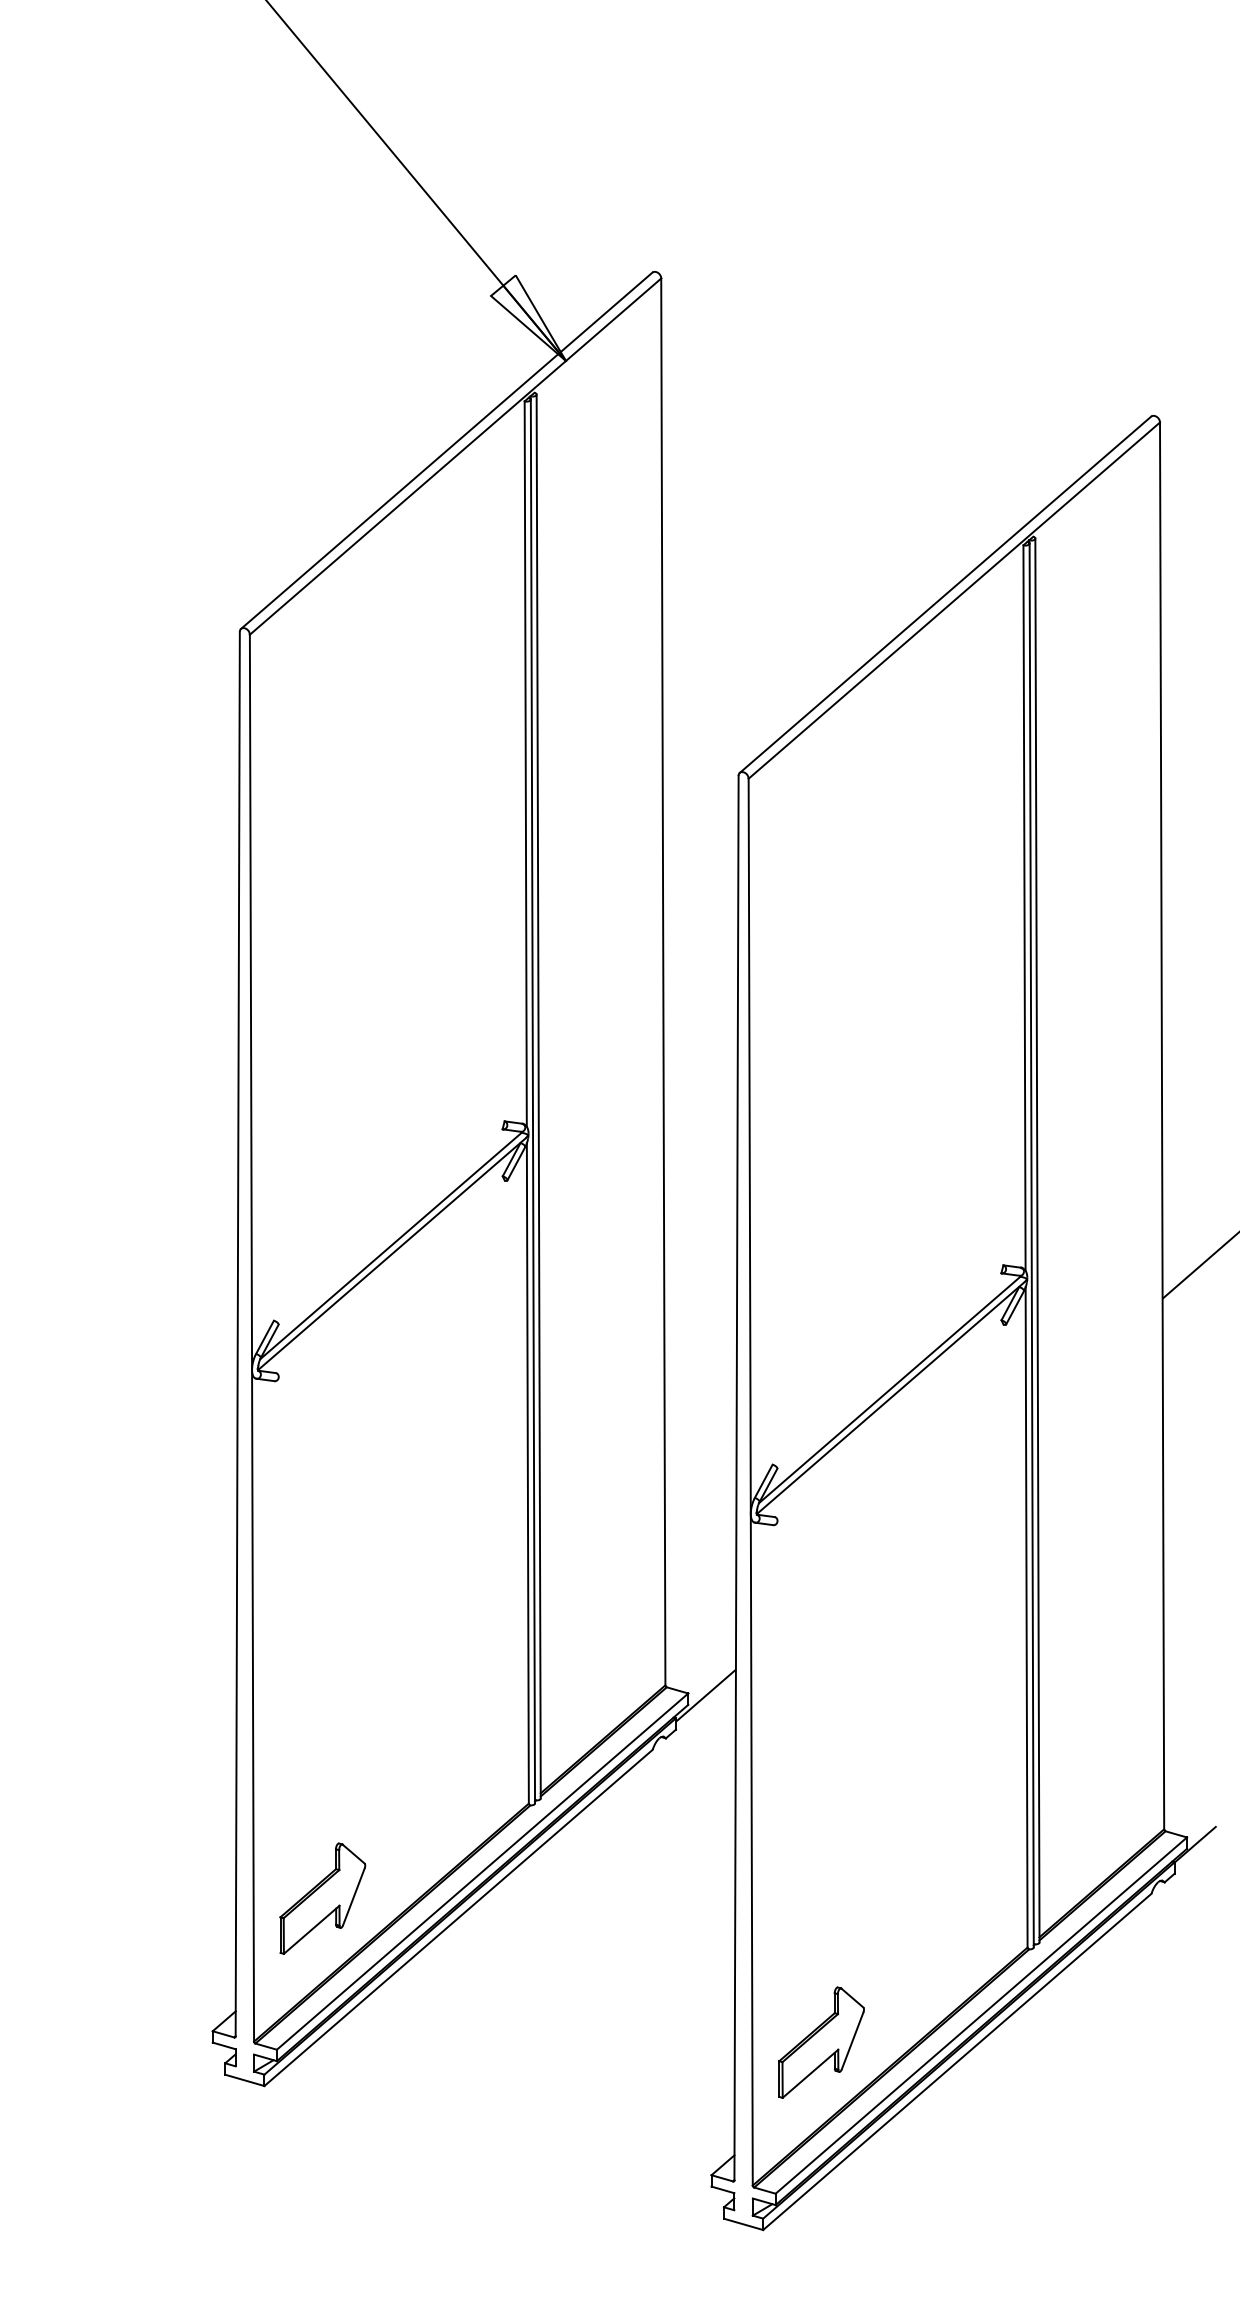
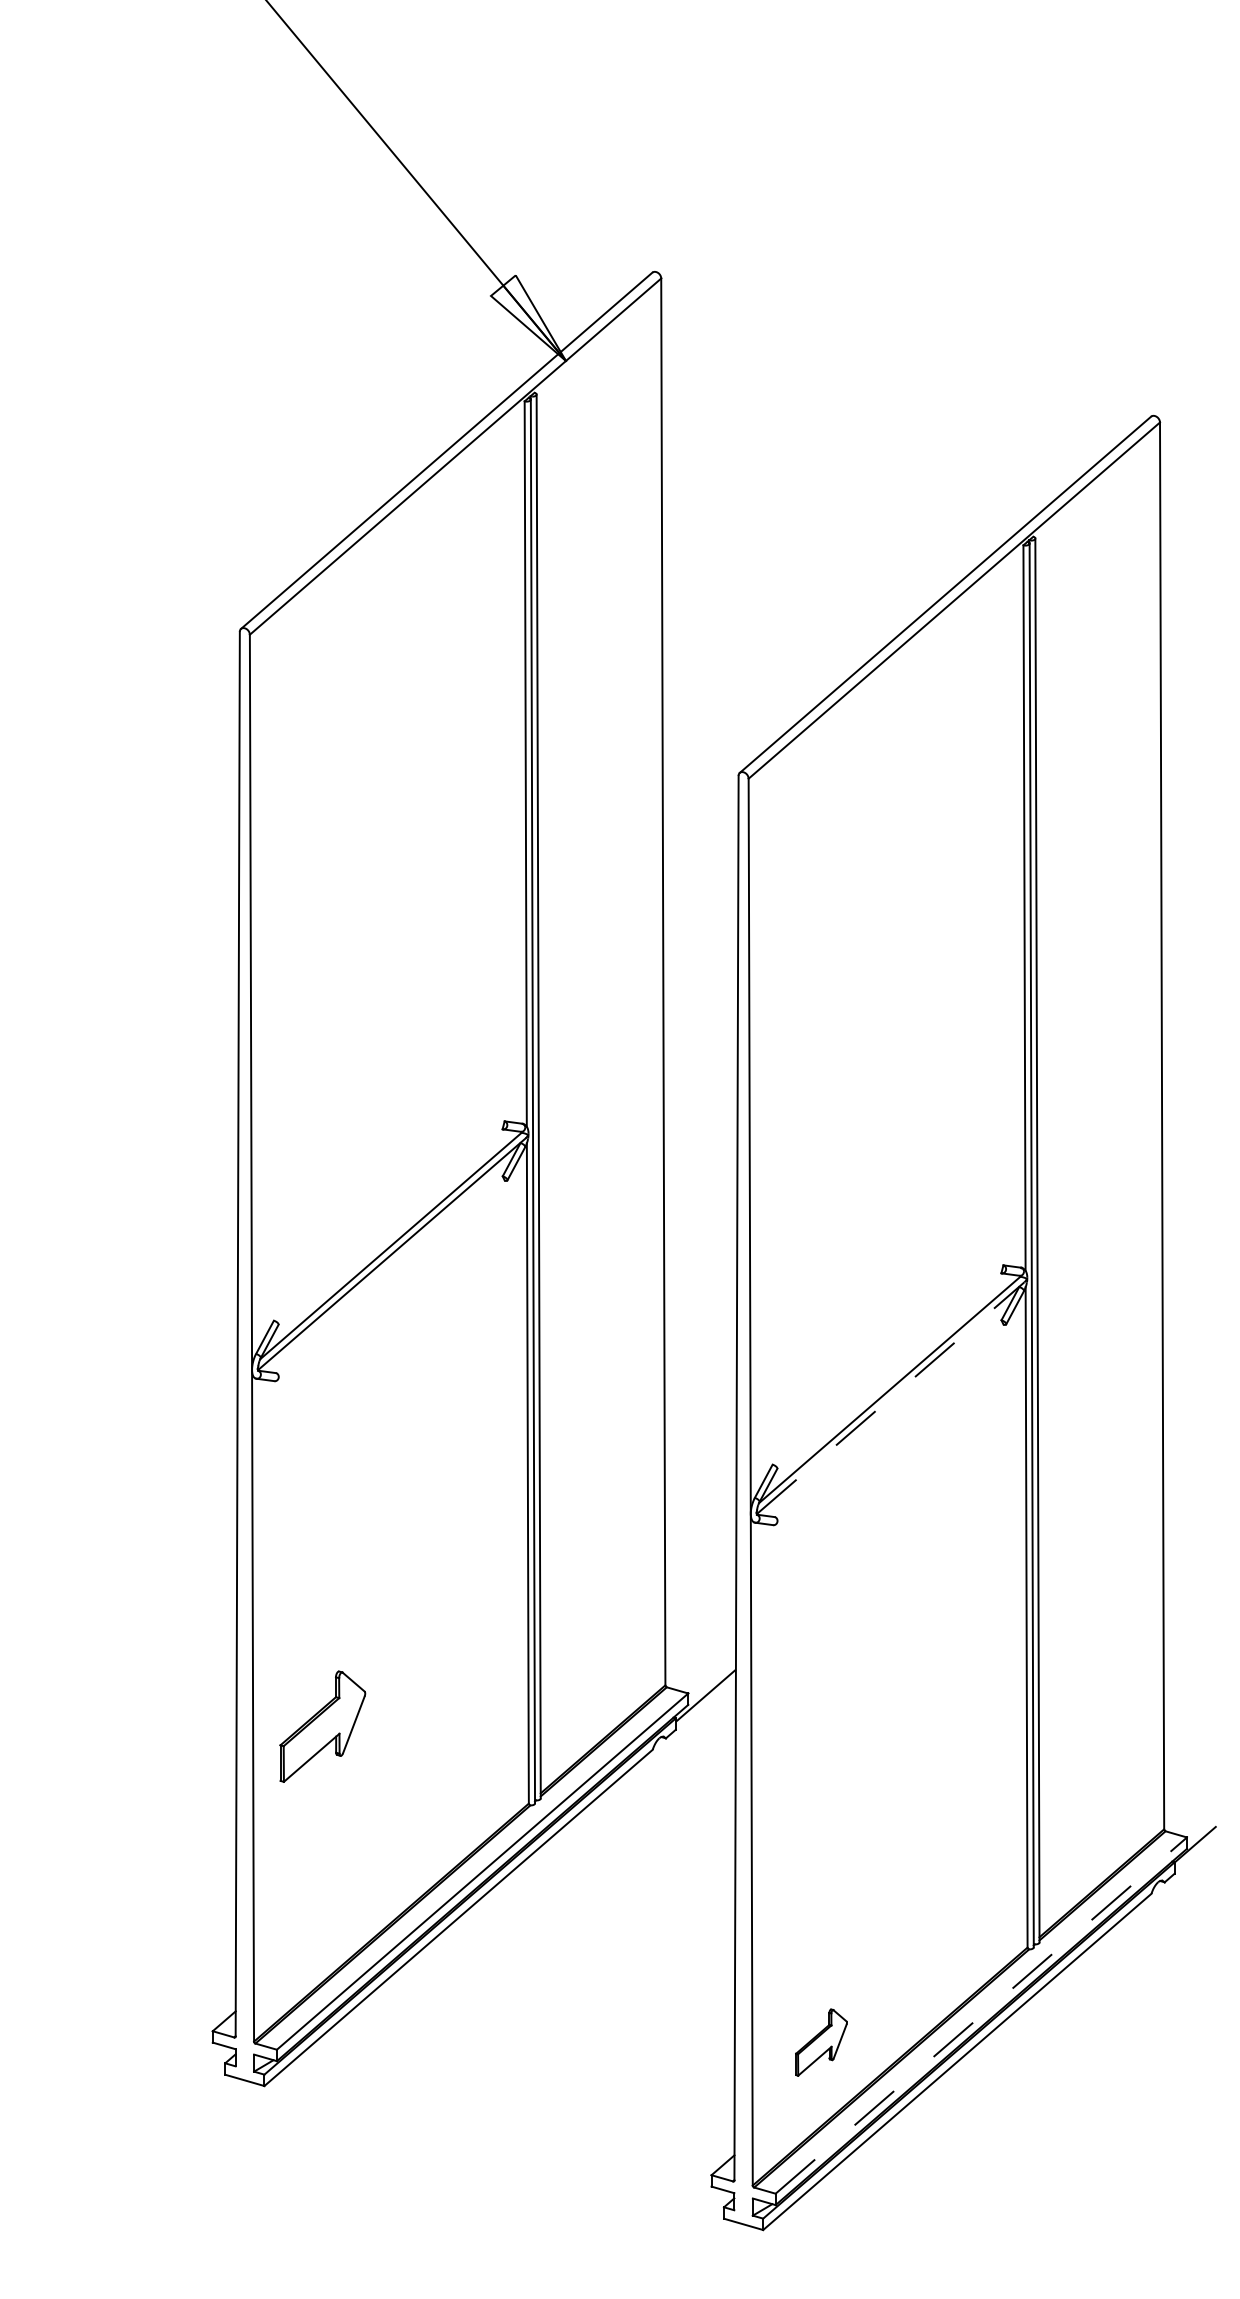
line: present -> none (1199, 1266)
line: solid -> dashed (890, 1398)
part position: (322, 1898) -> (322, 1726) (322, 1726)
line: solid -> dashed (981, 2015)
part size: 87x113 px -> 53x69 px (821, 2042)
